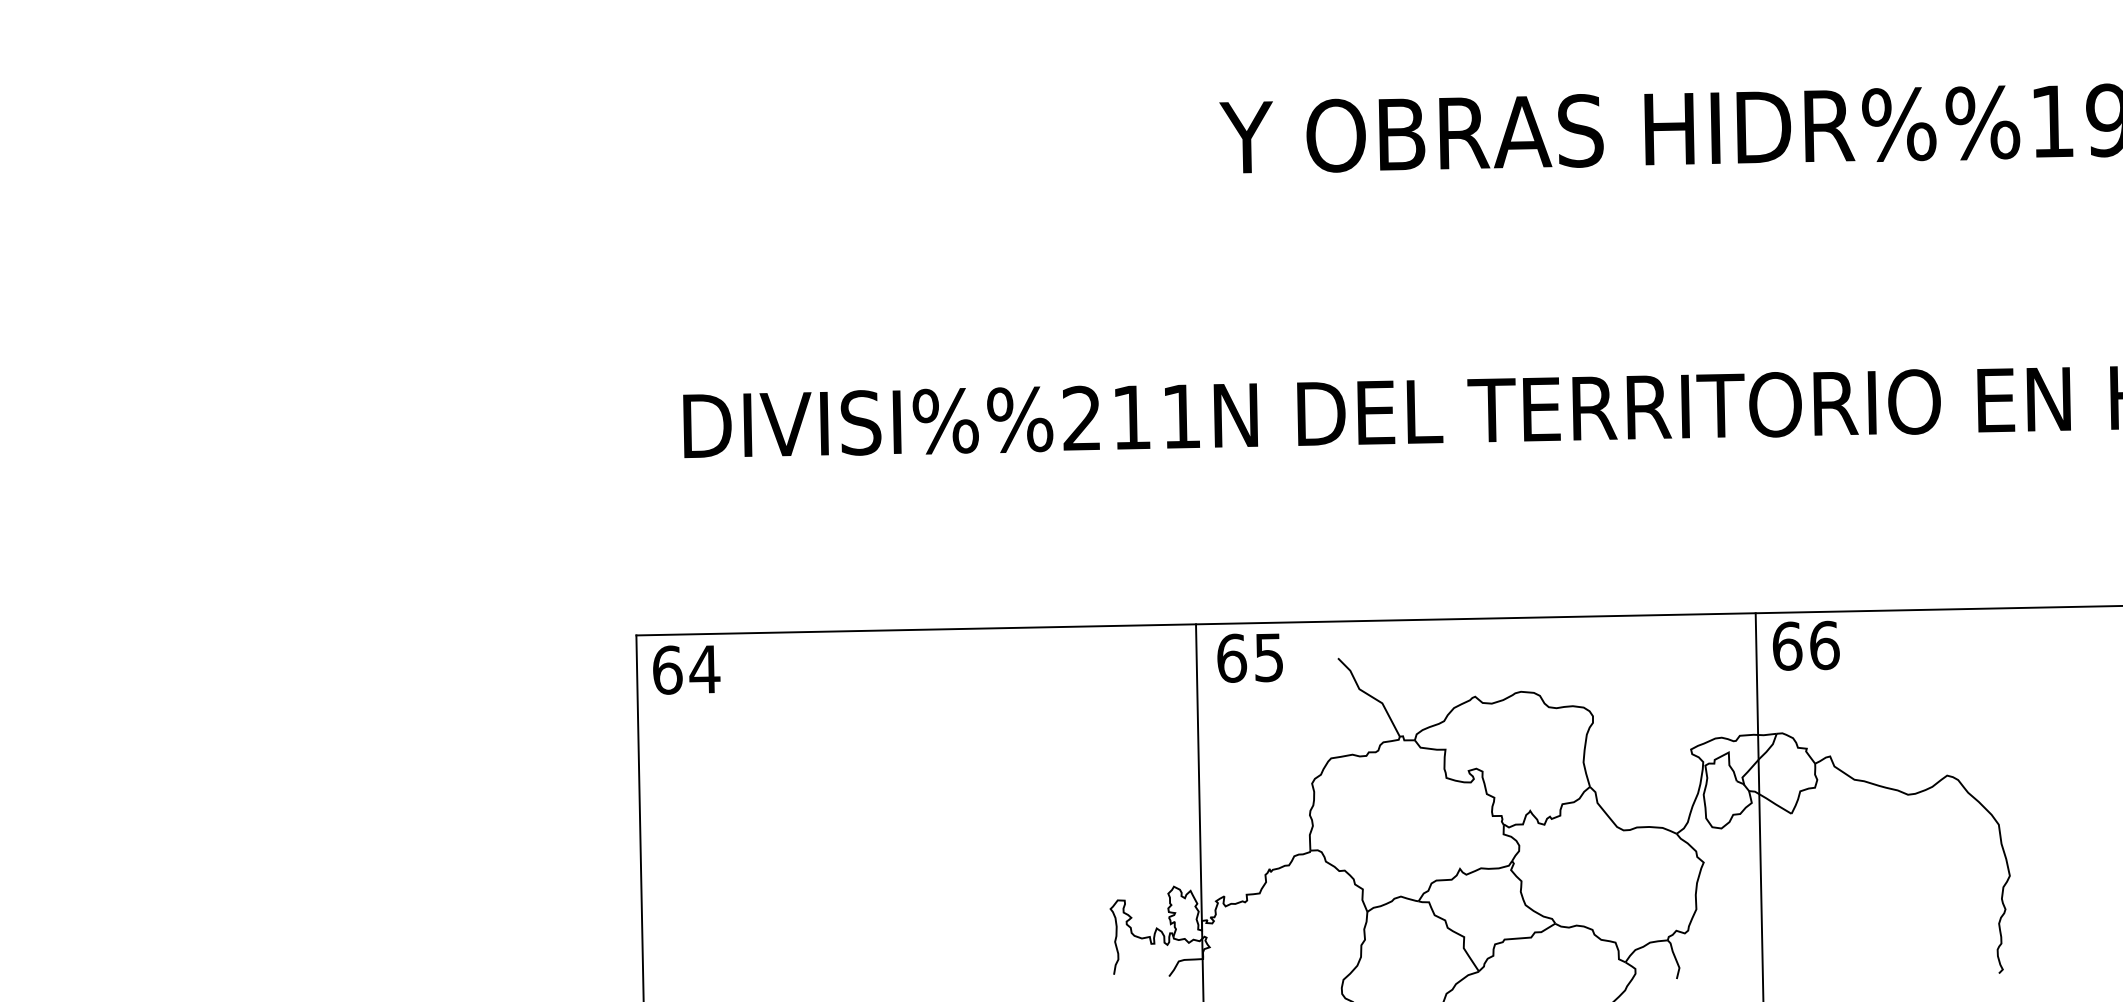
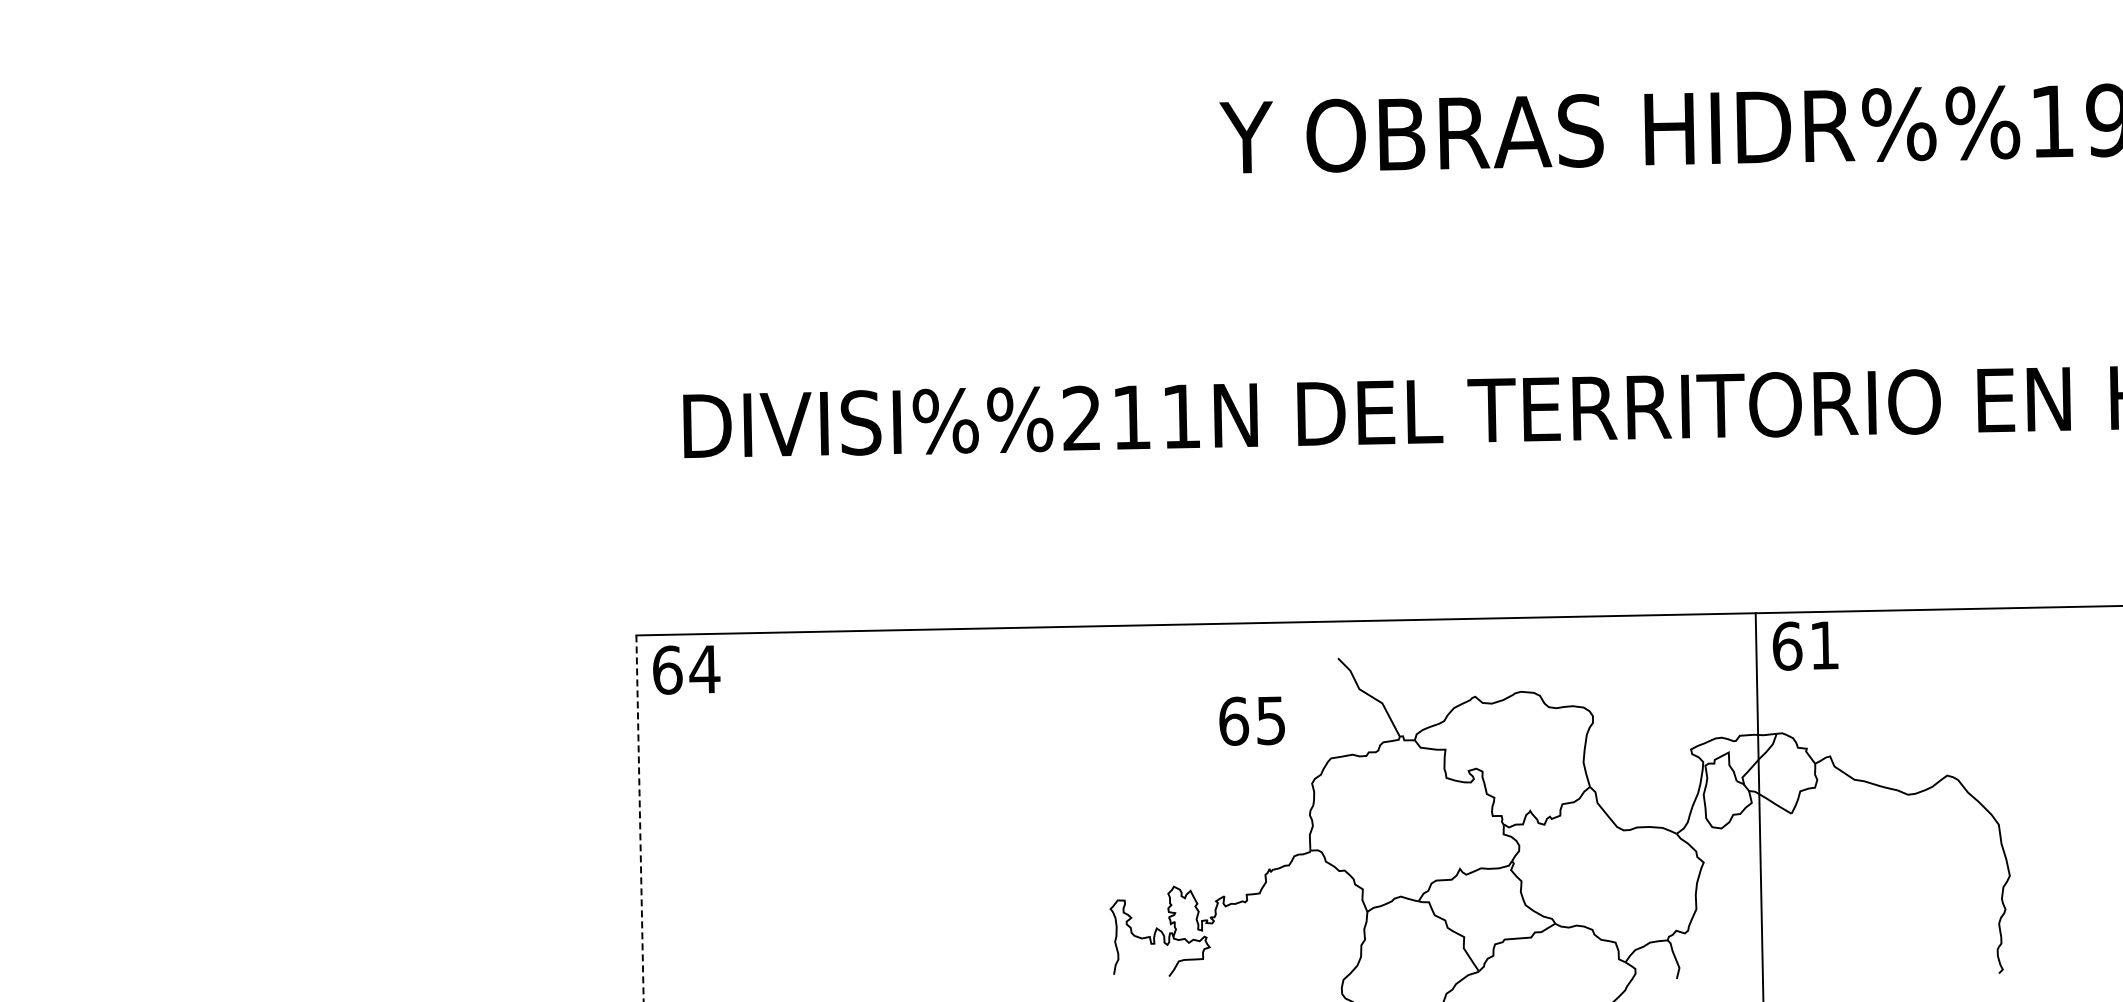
text: 66 -> 61 (1824, 645)
text position: (1249, 657) -> (1251, 720) (1251, 720)
line: present -> none (1199, 811)
line: solid -> dashed (640, 818)
